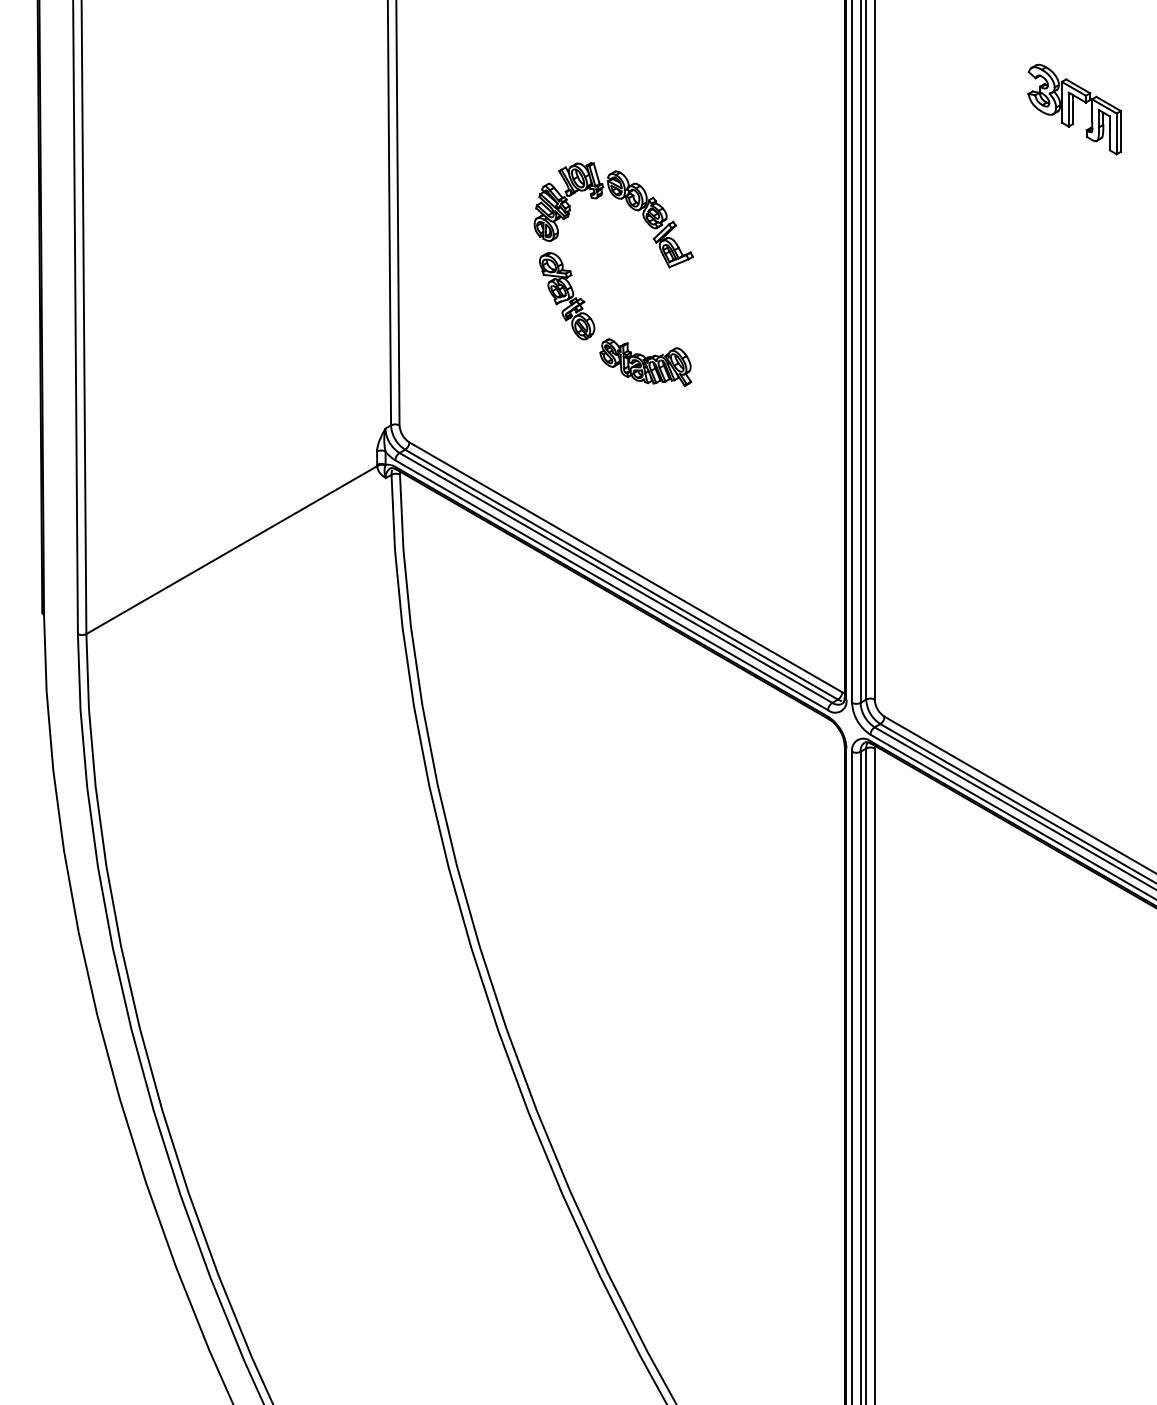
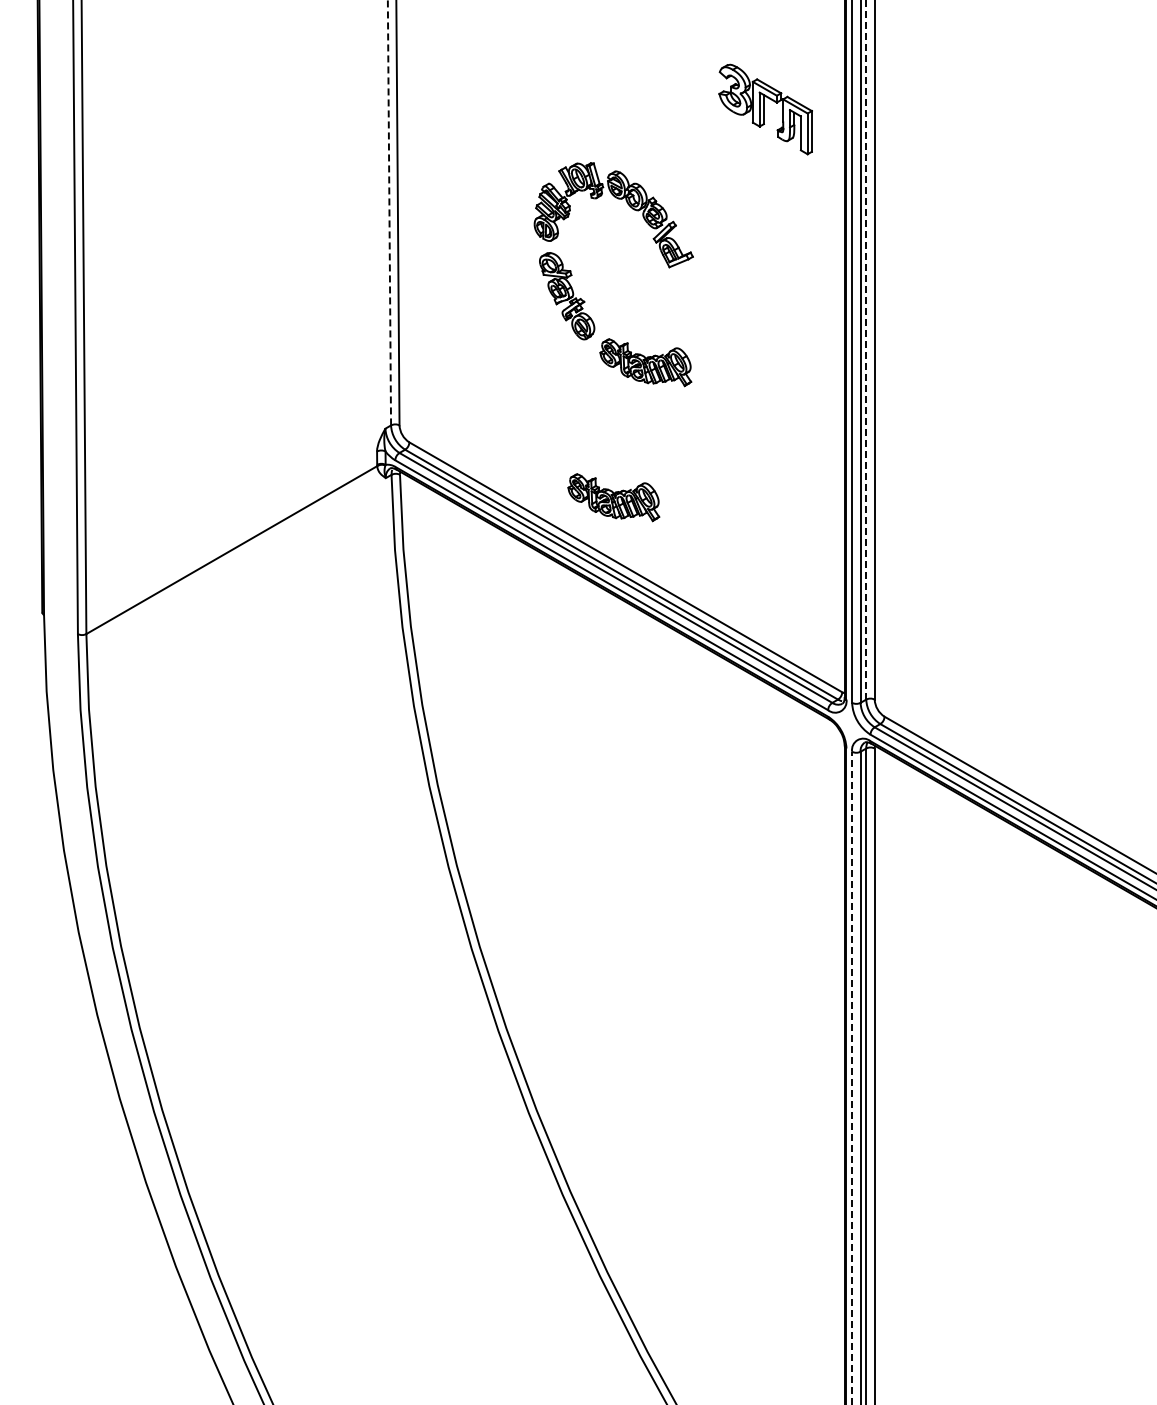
part position: (1074, 109) -> (765, 109) (765, 109)
line: solid -> dashed (389, 212)
line: solid -> dashed (866, 349)
part: none -> present (613, 497)
line: solid -> dashed (852, 1077)
